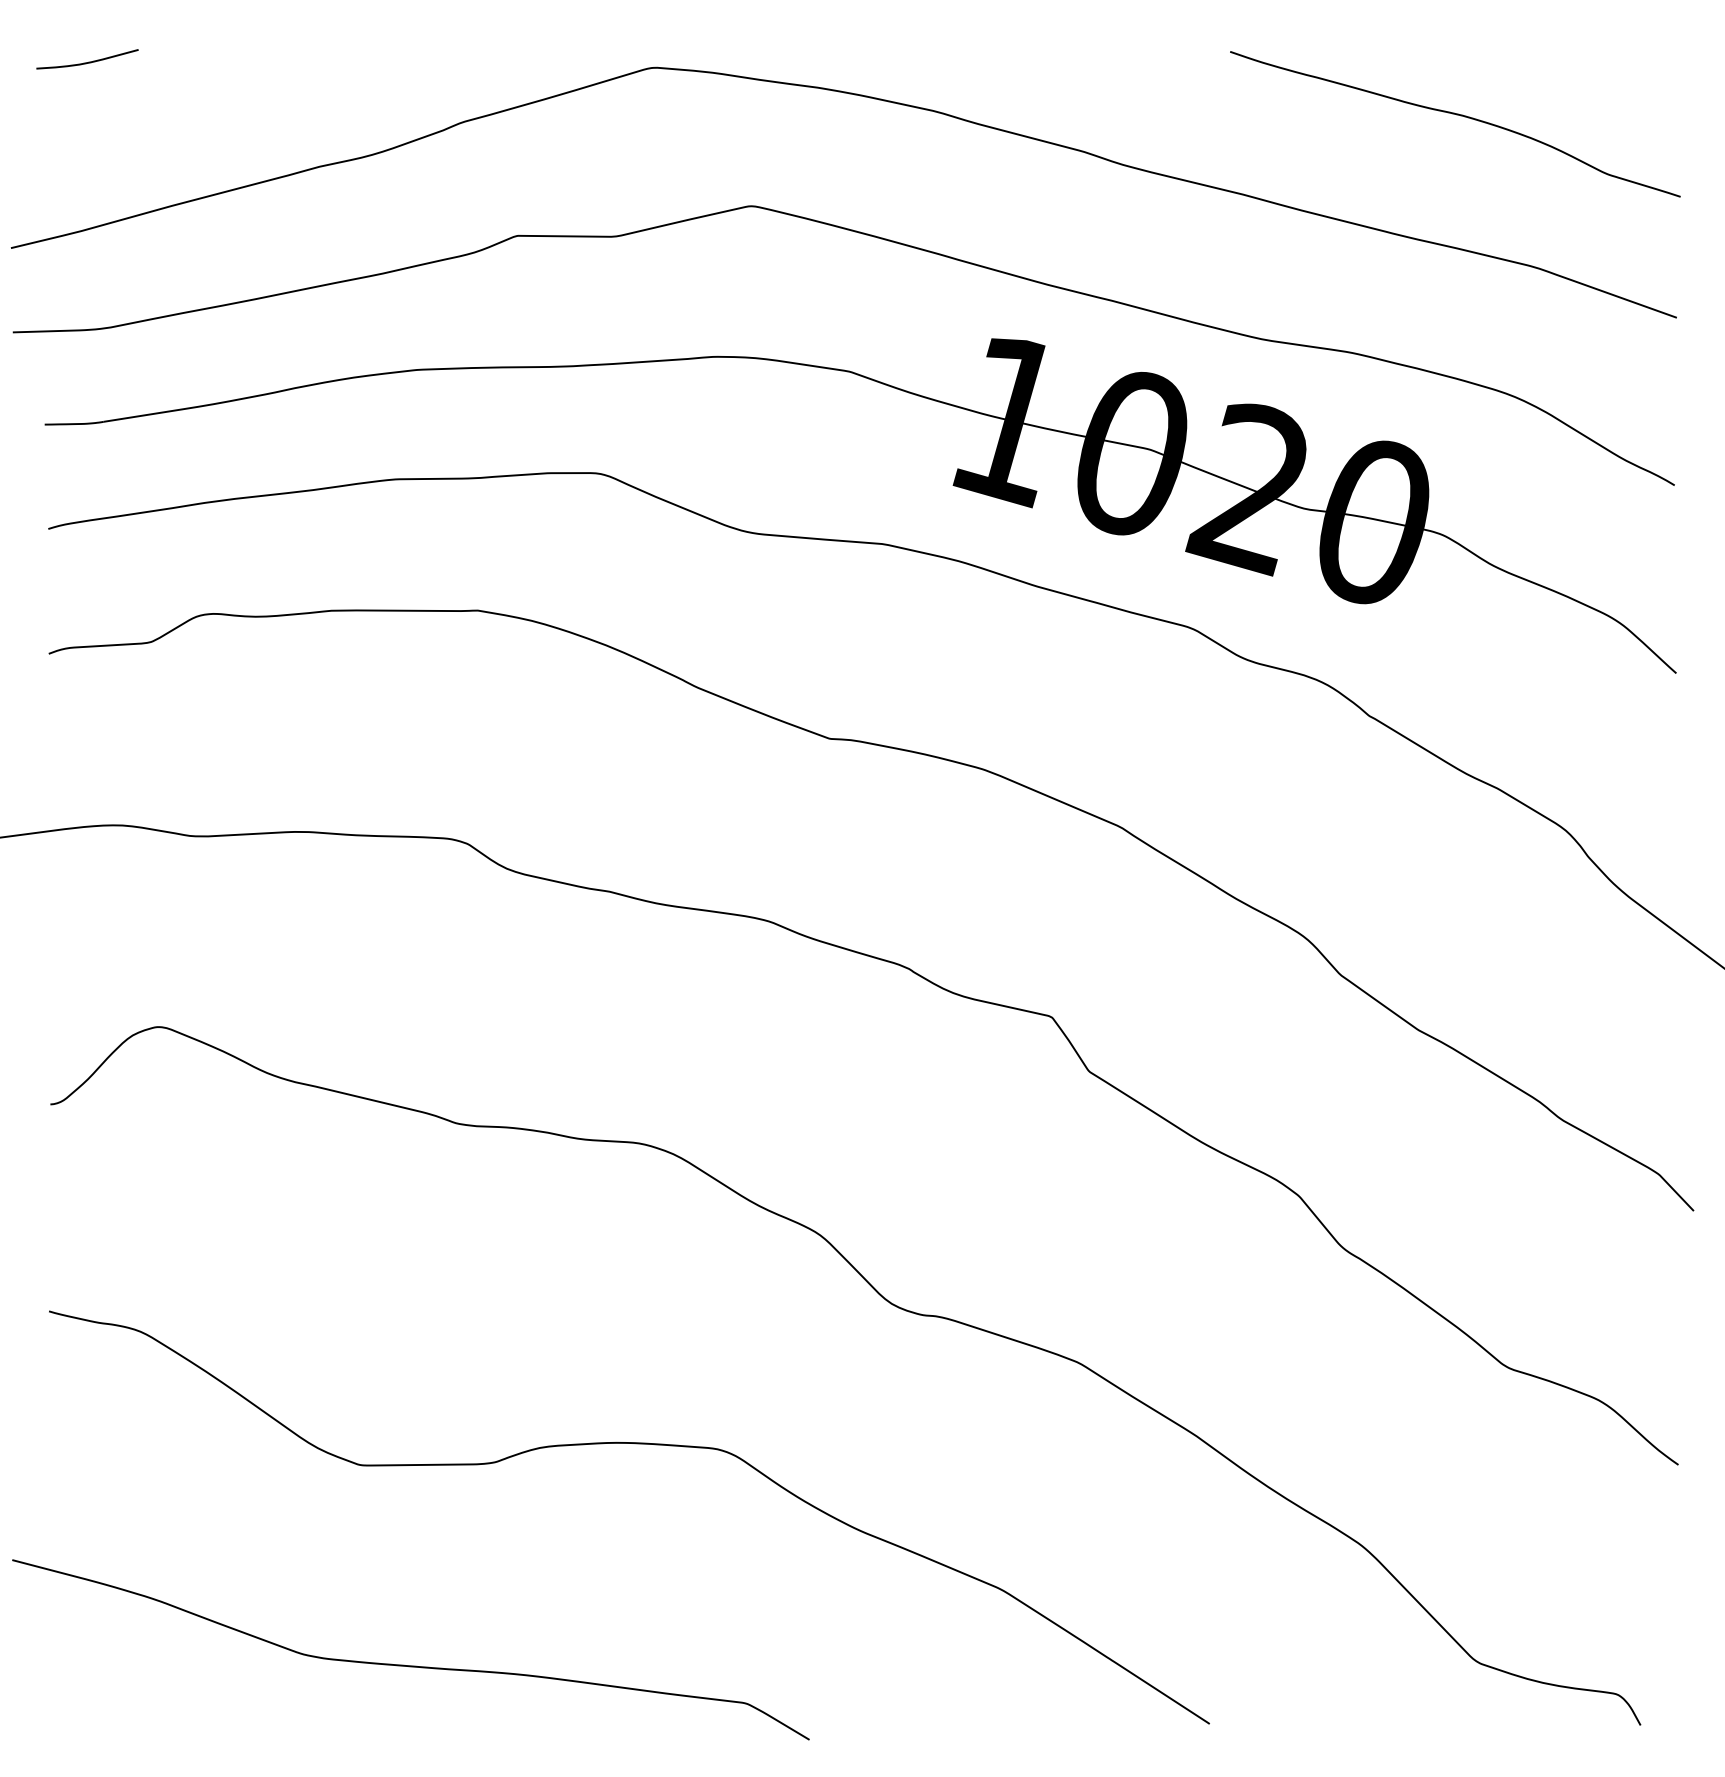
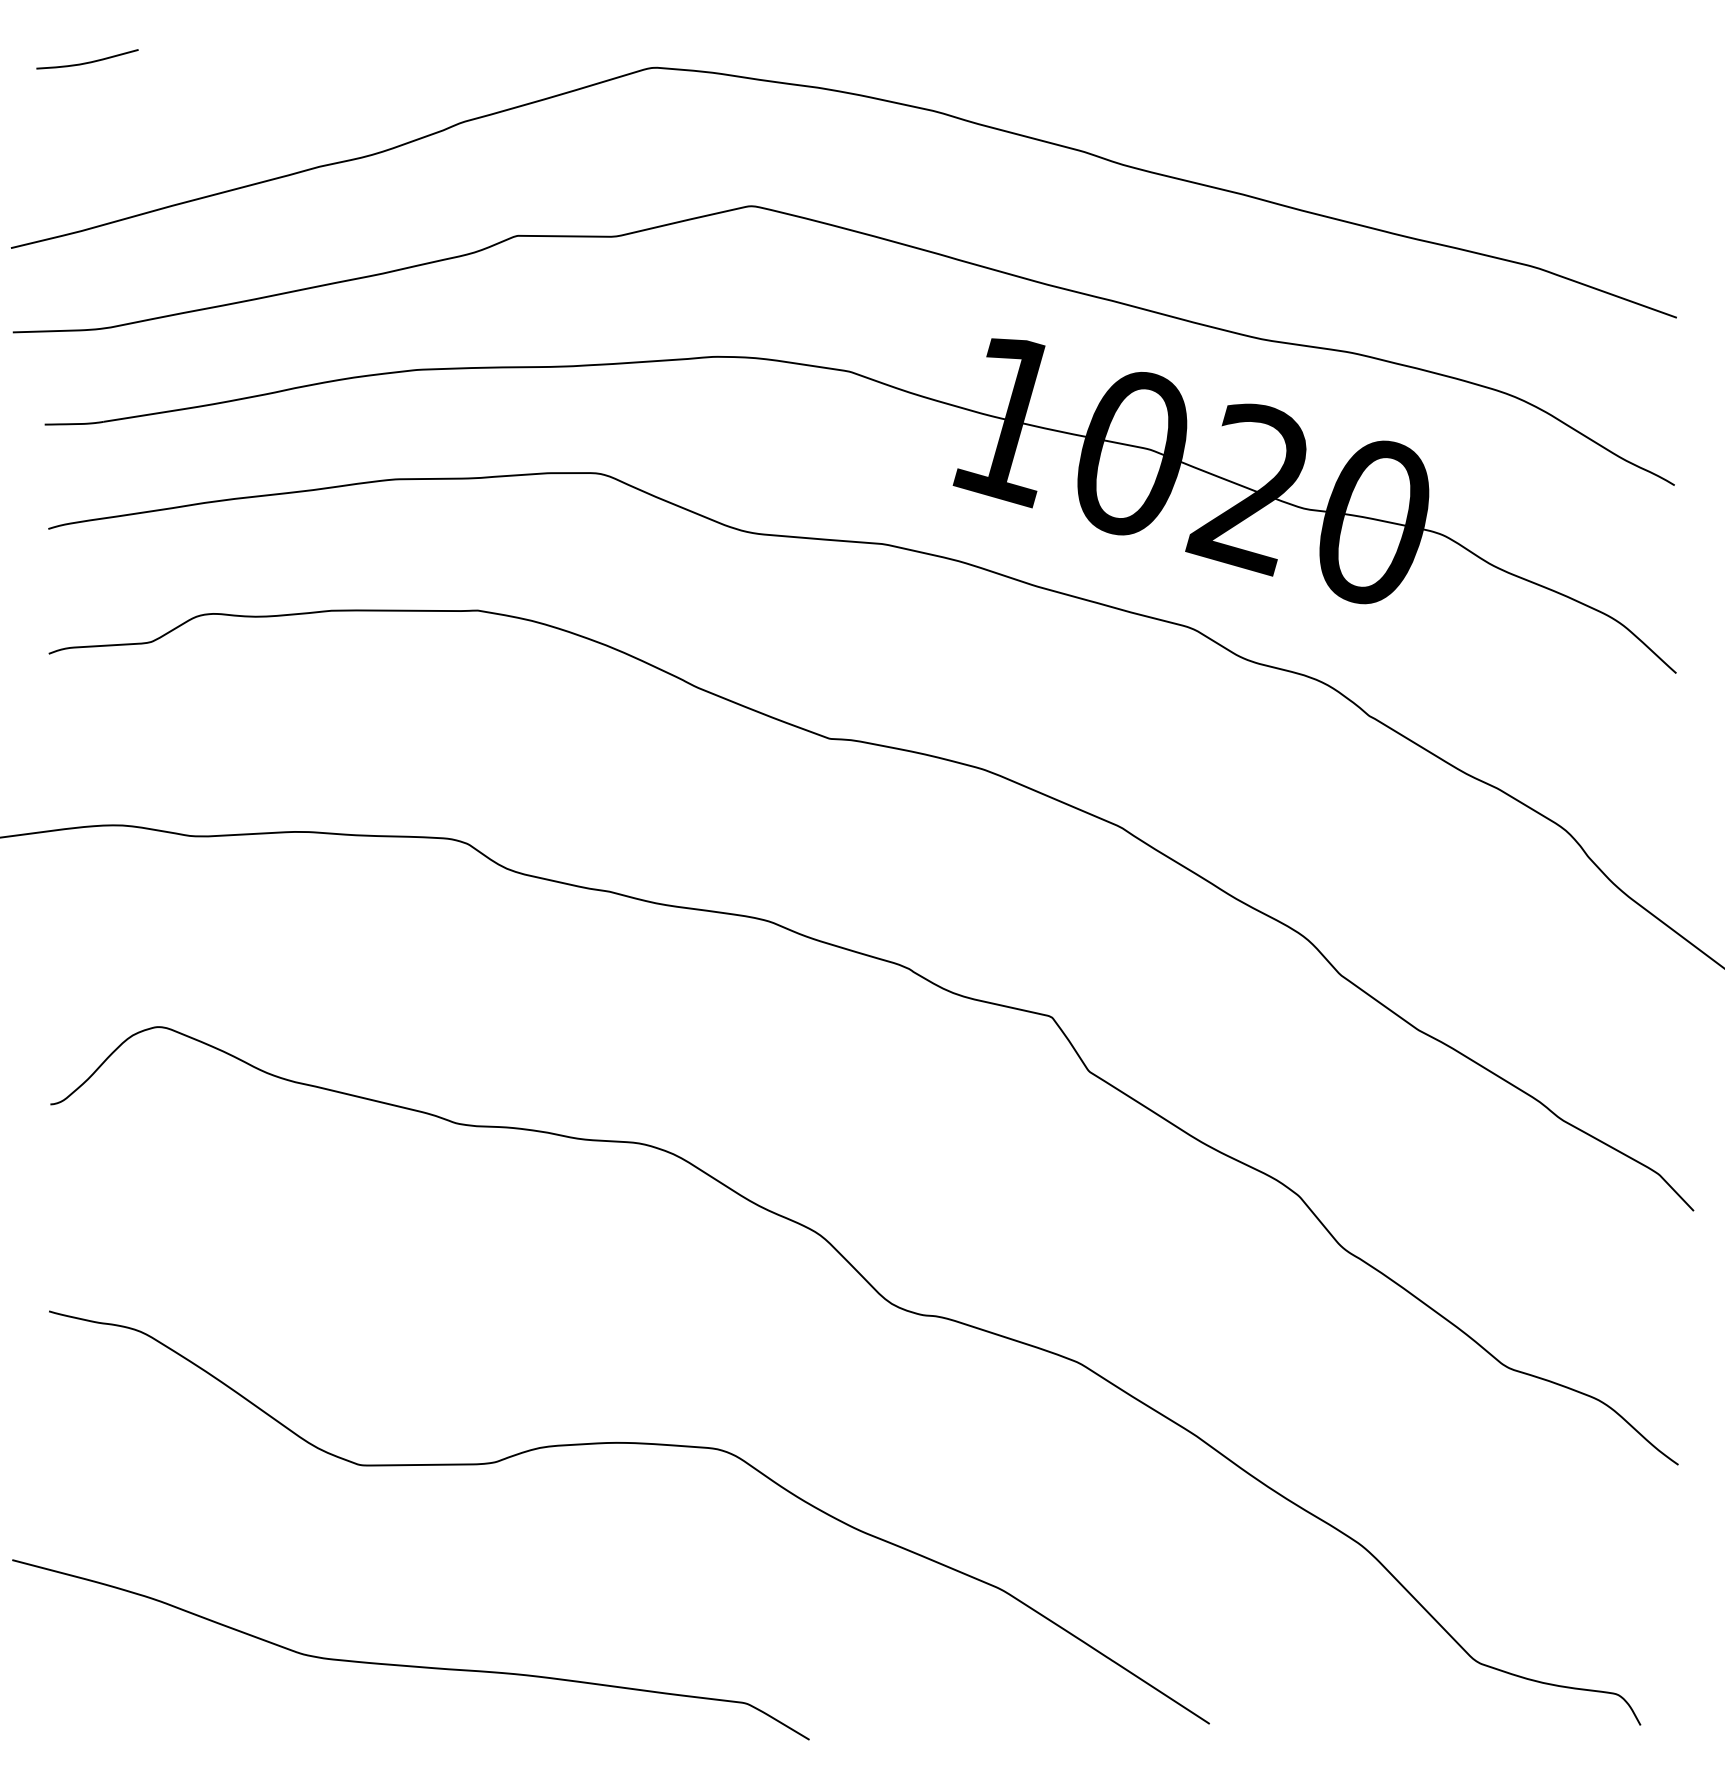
curve: present -> none (1456, 115)
